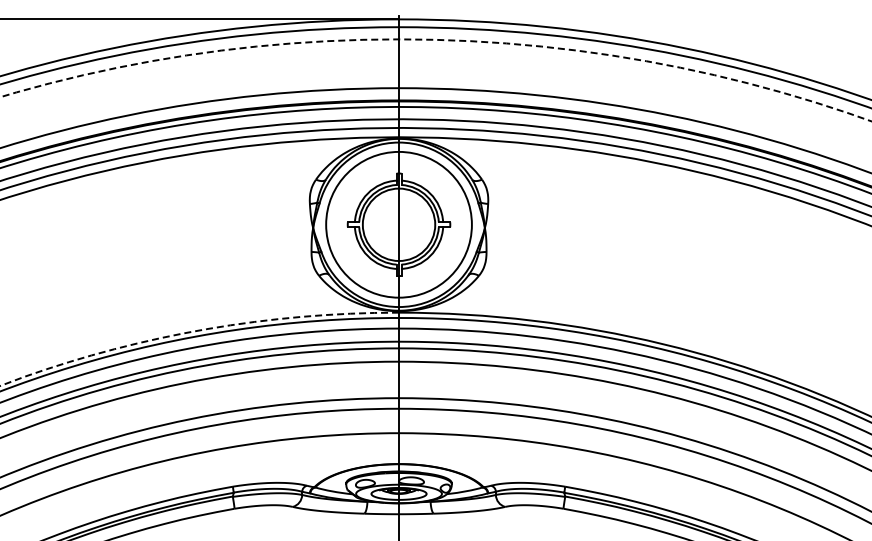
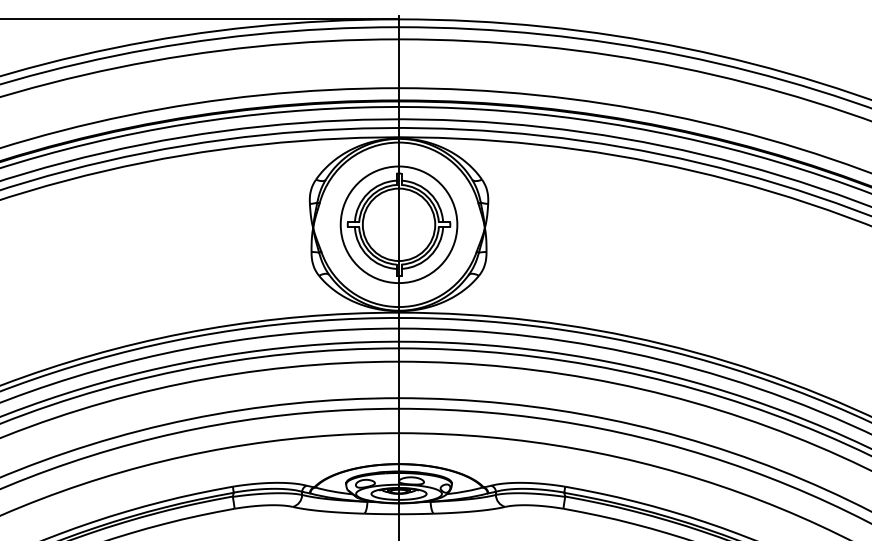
circle: dashed -> solid (435, 80)
circle diameter: 146 px -> 117 px (398, 224)
arc: dashed -> solid (196, 331)
